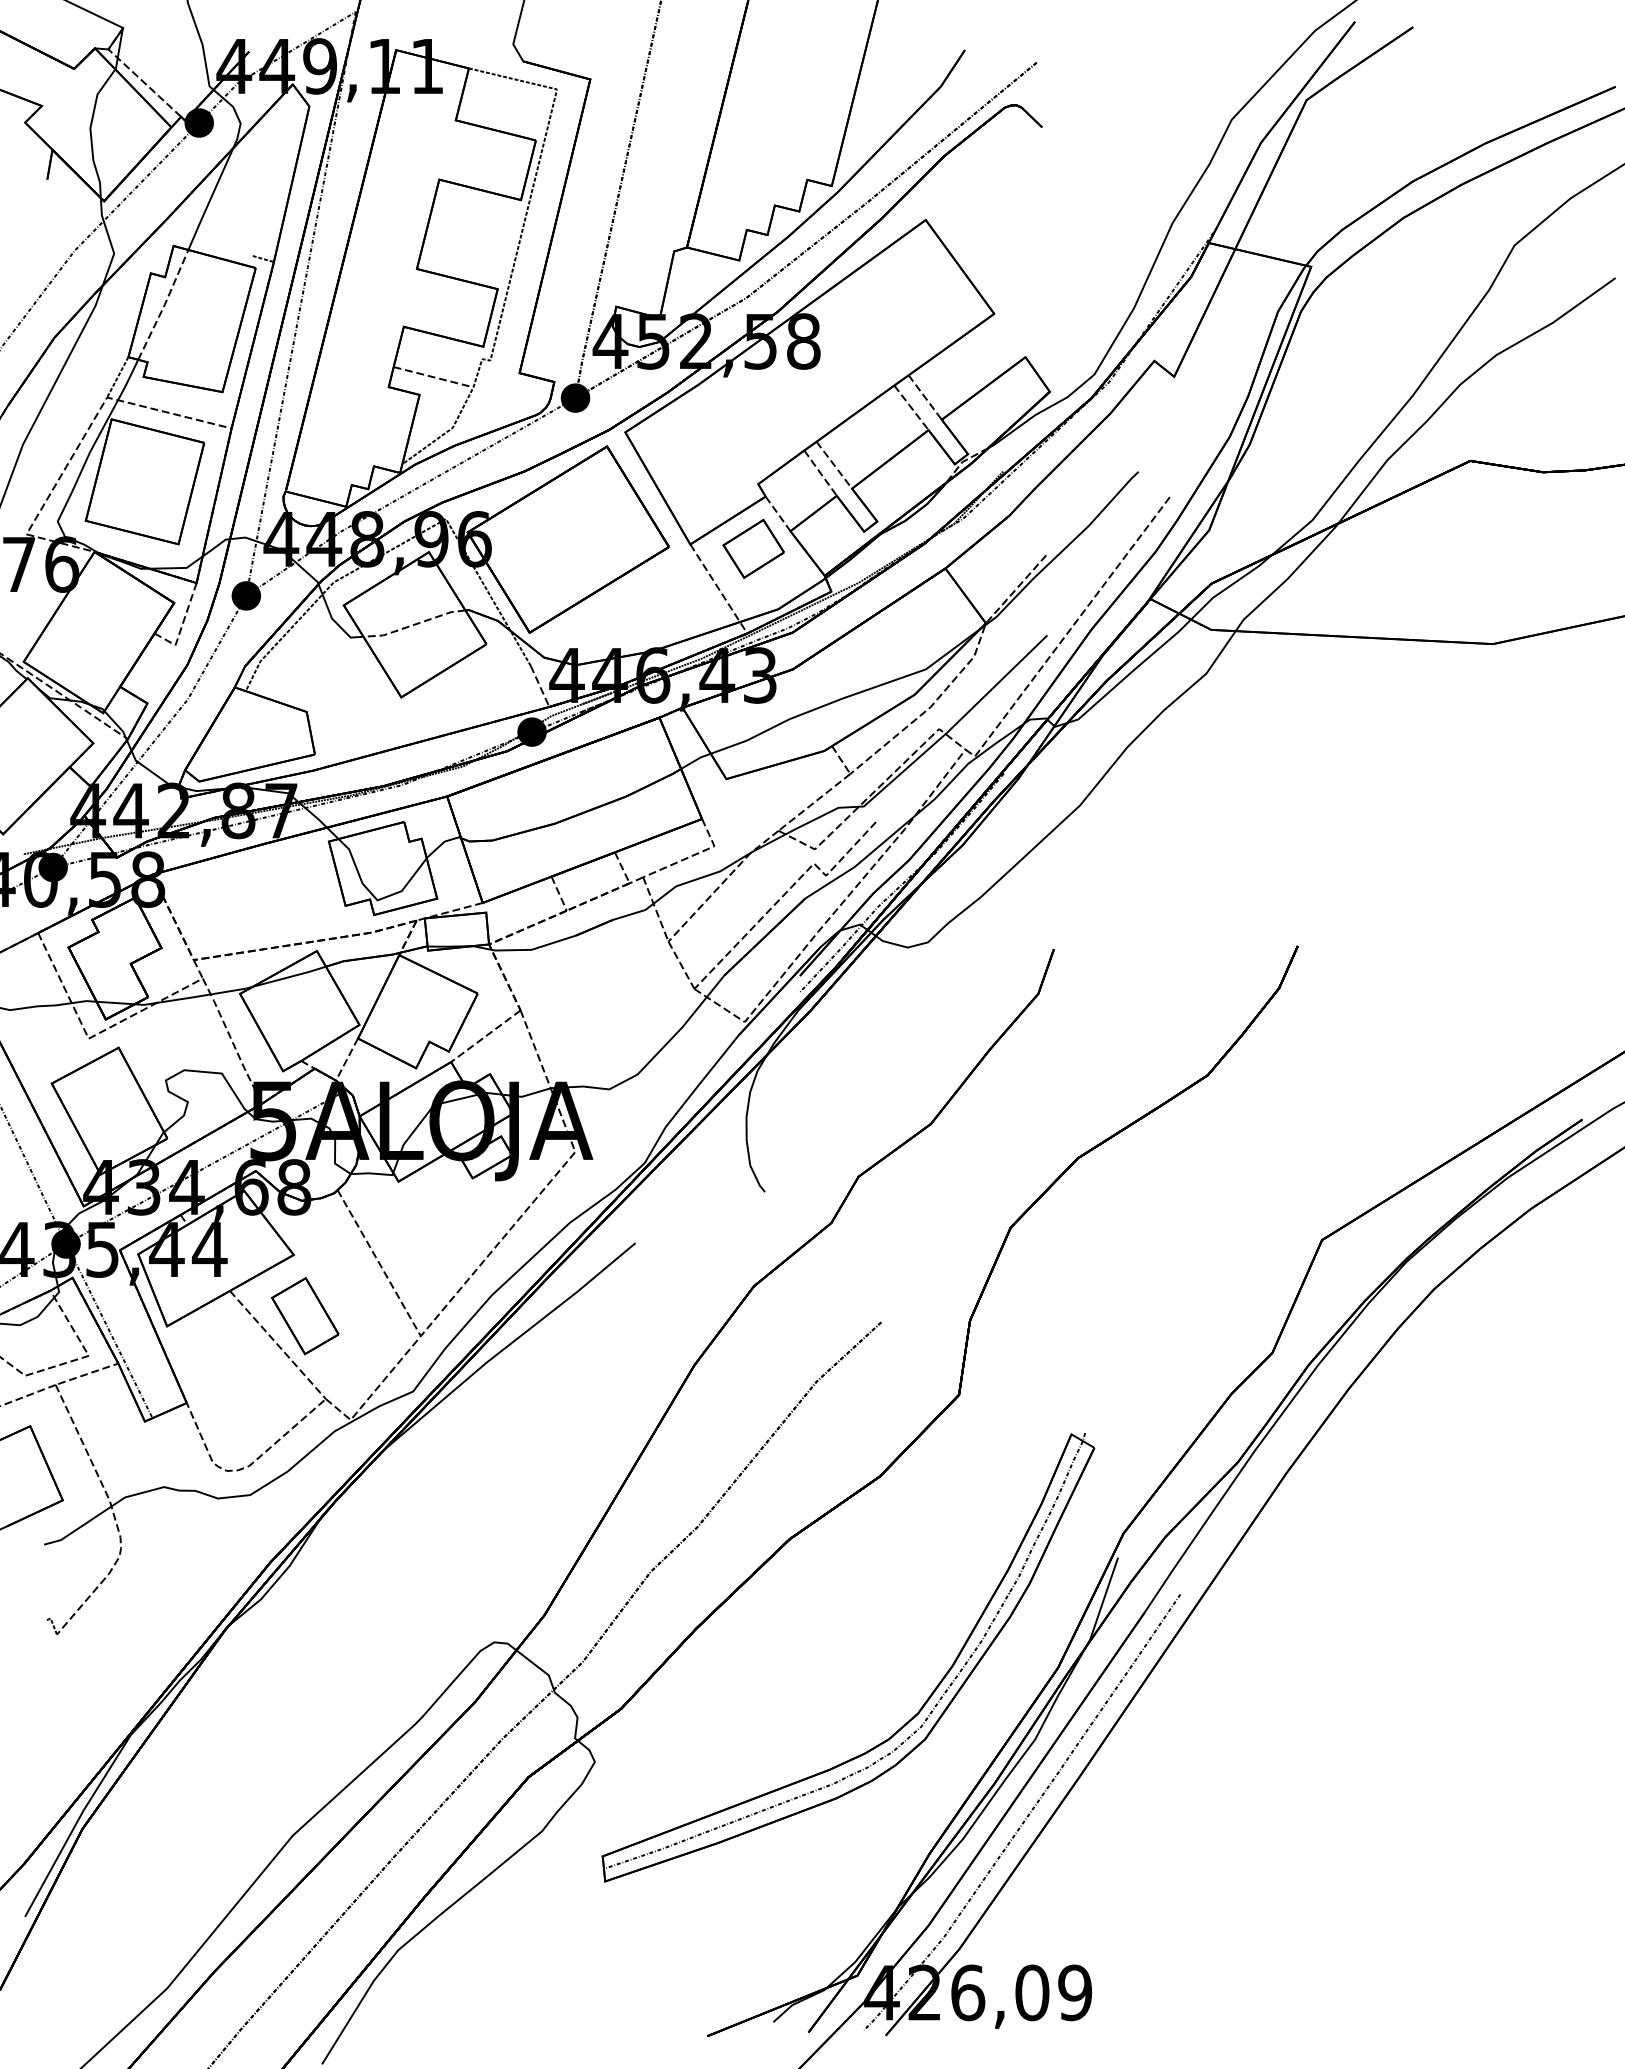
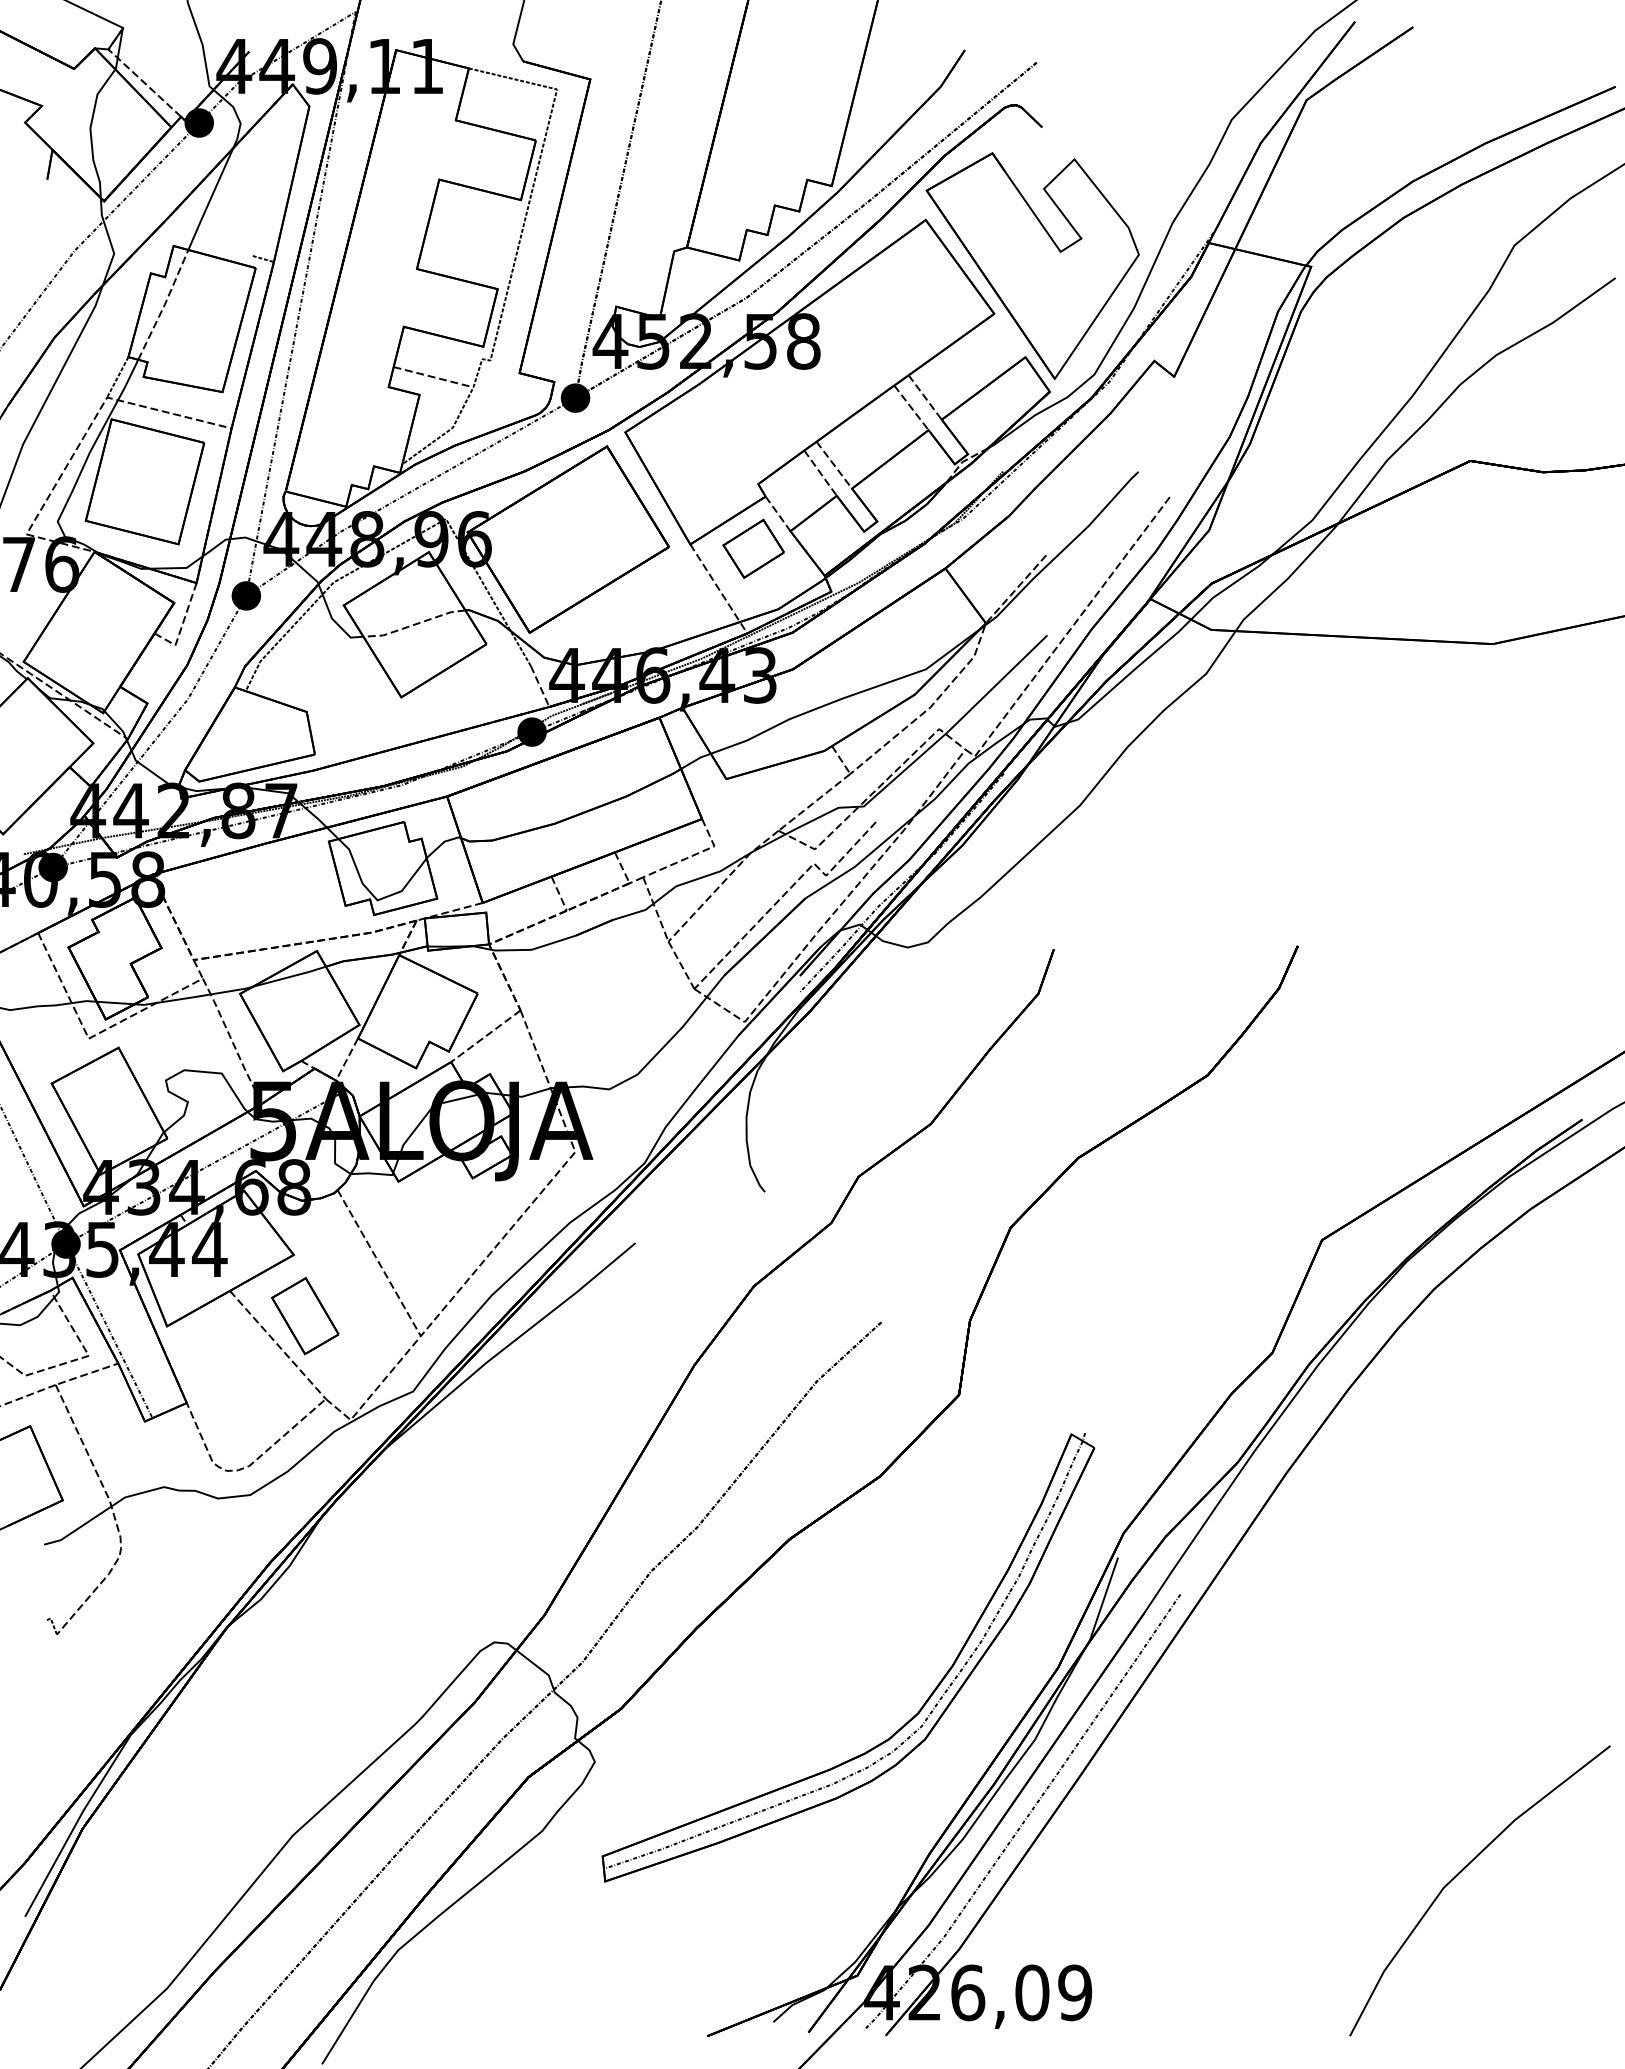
part: none -> present (1032, 266)
line: none -> present (1461, 1872)
